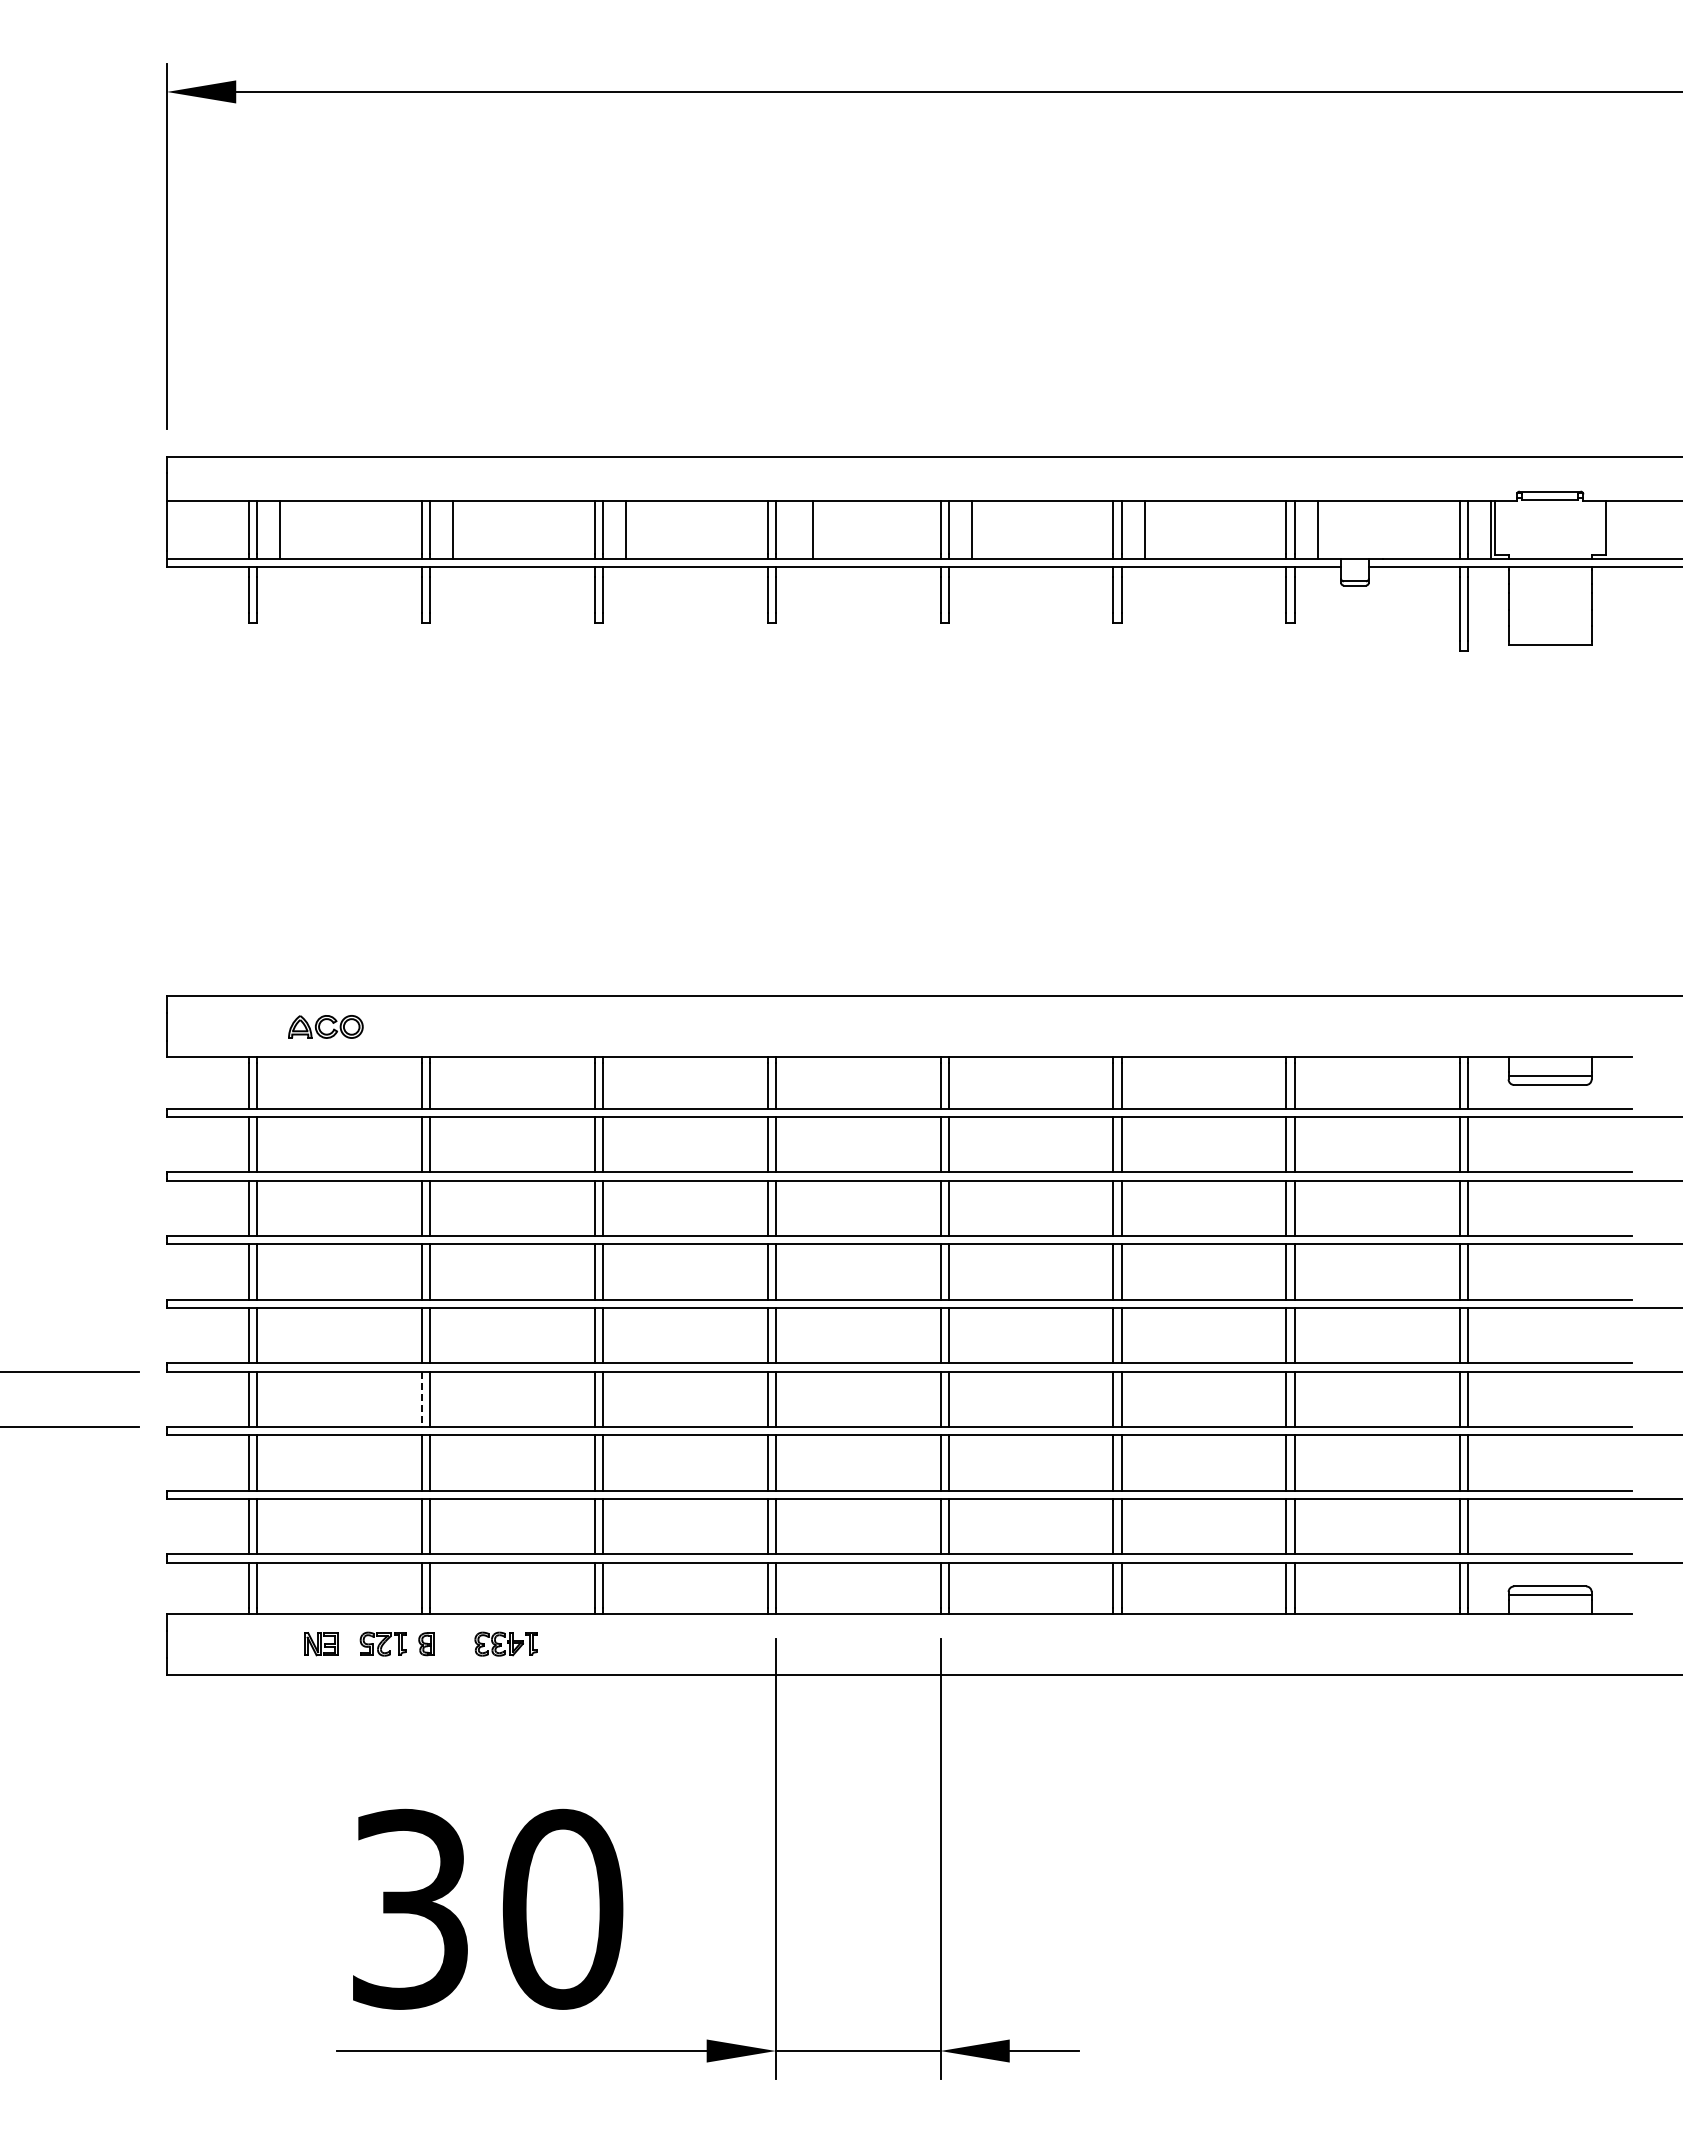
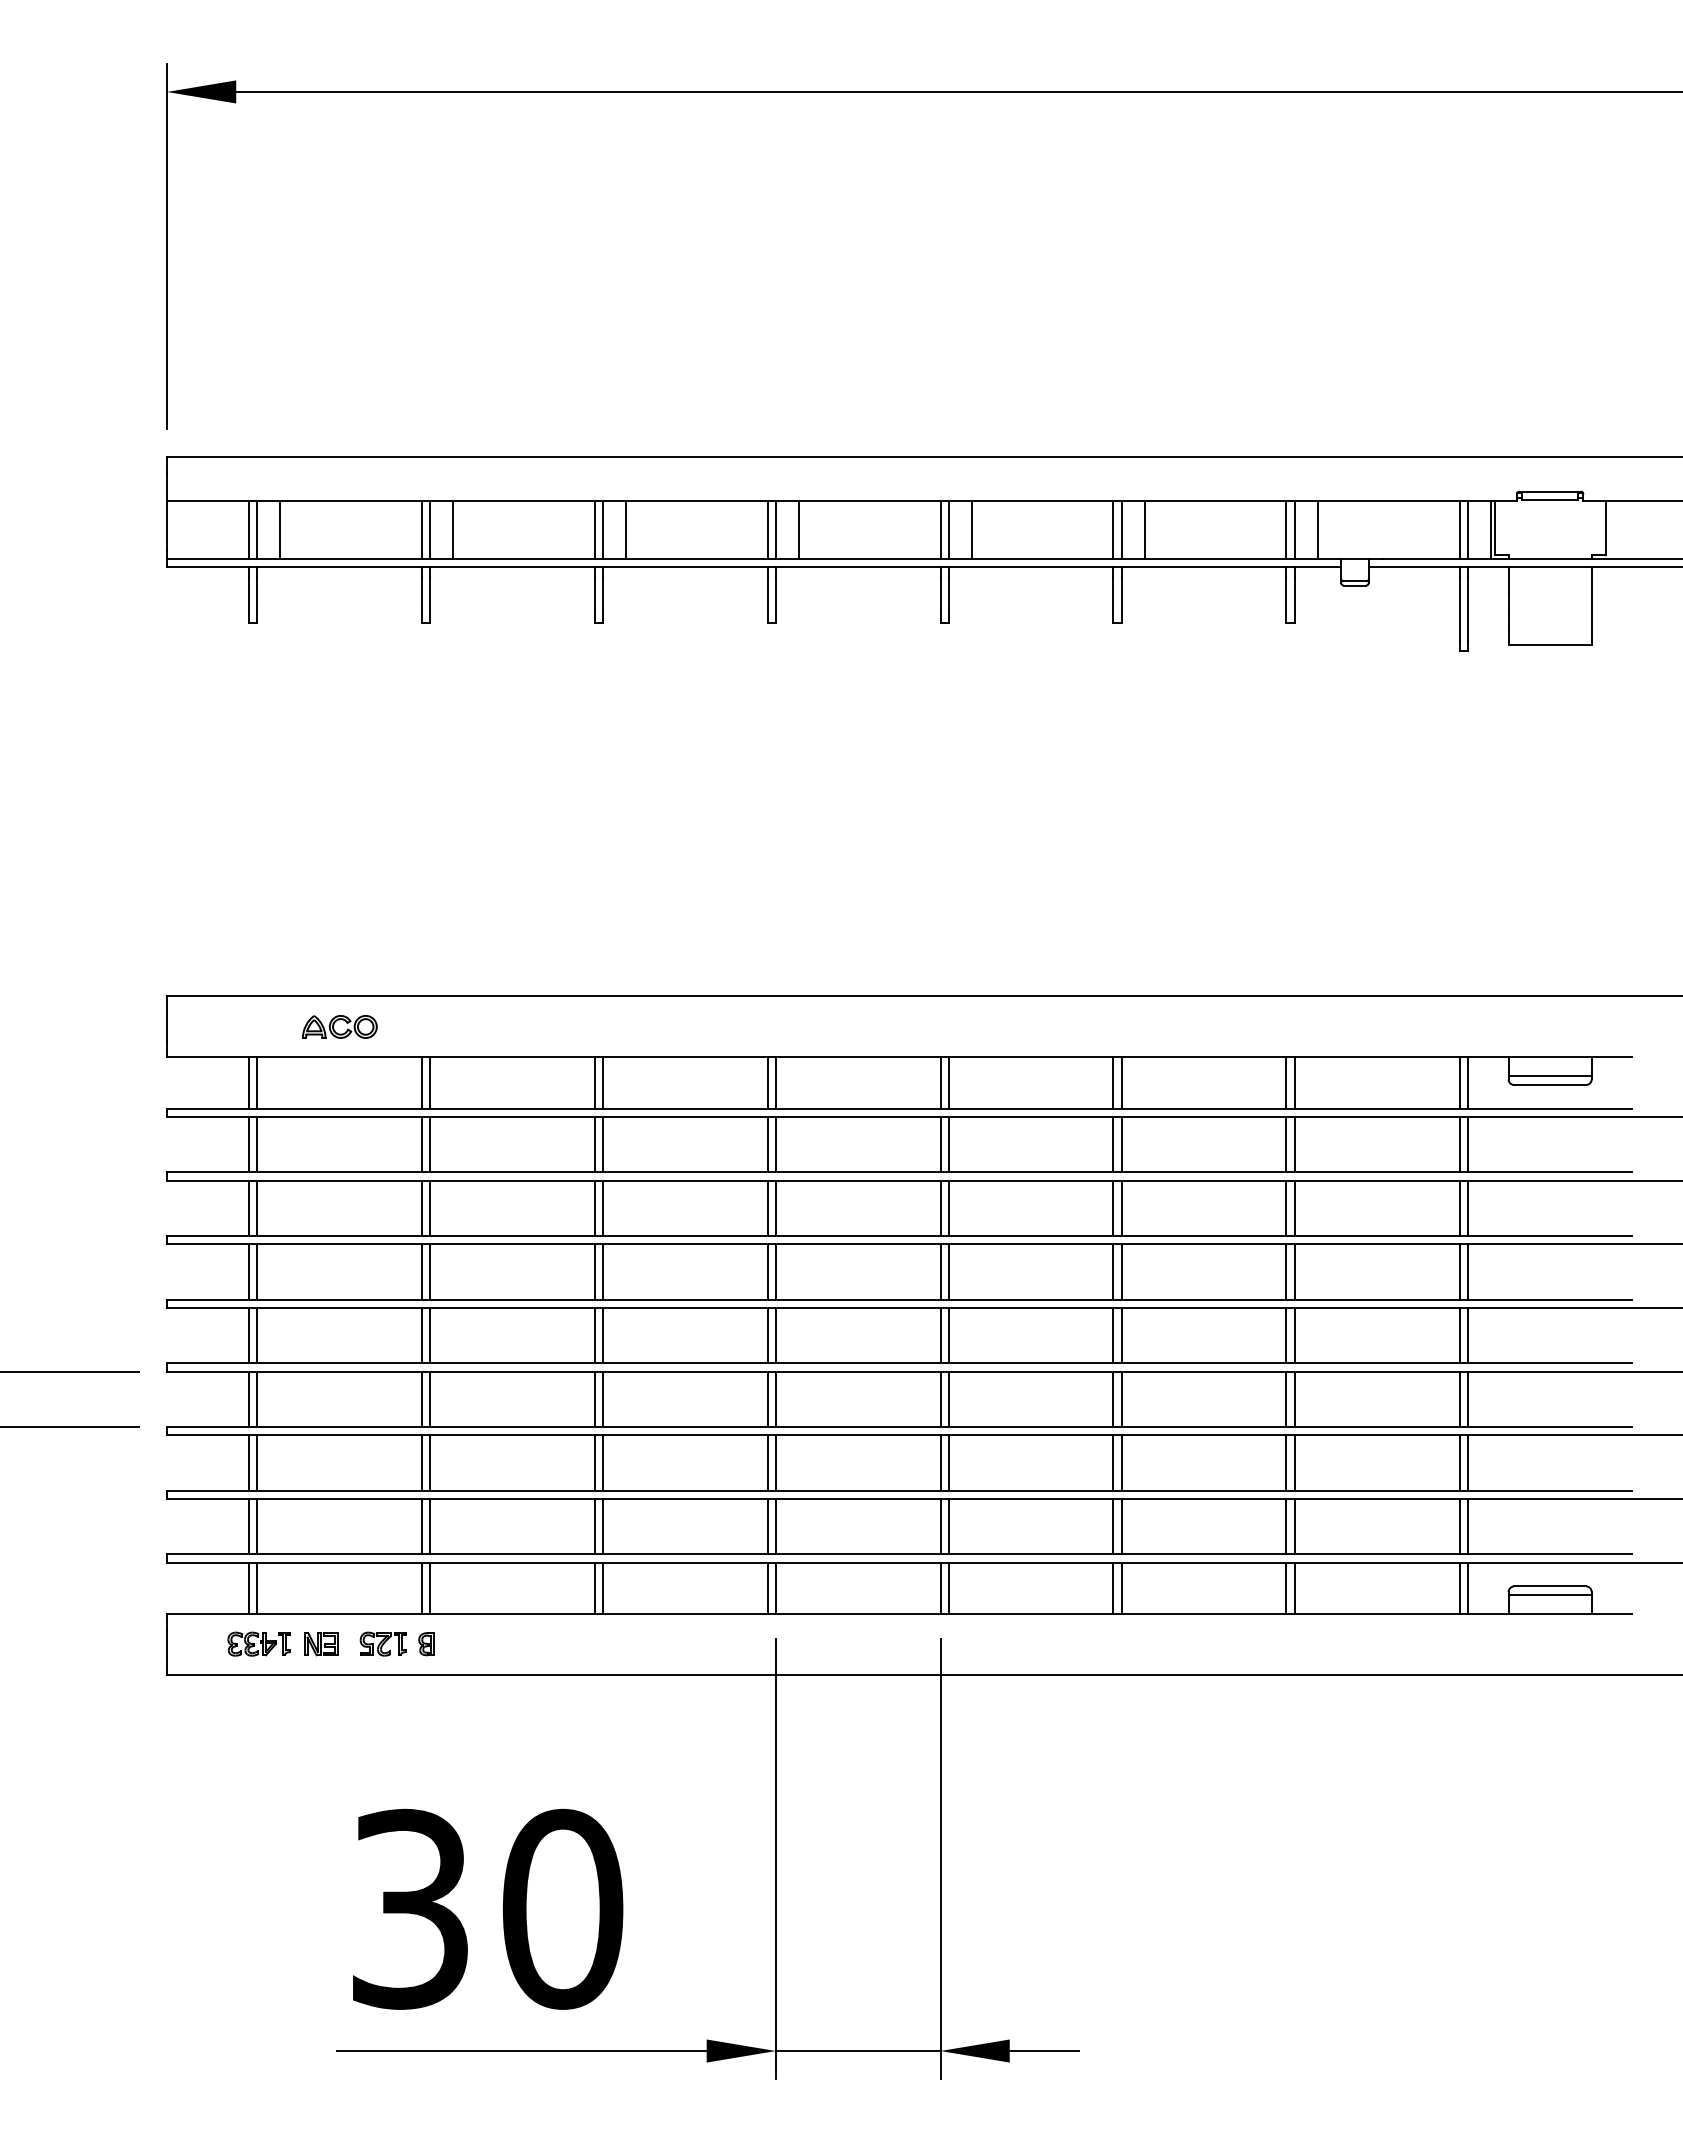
line position: (812, 530) -> (798, 530) (798, 530)
part position: (325, 1026) -> (339, 1026) (339, 1026)
line: dashed -> solid (421, 1400)
part position: (505, 1643) -> (258, 1643) (258, 1643)
